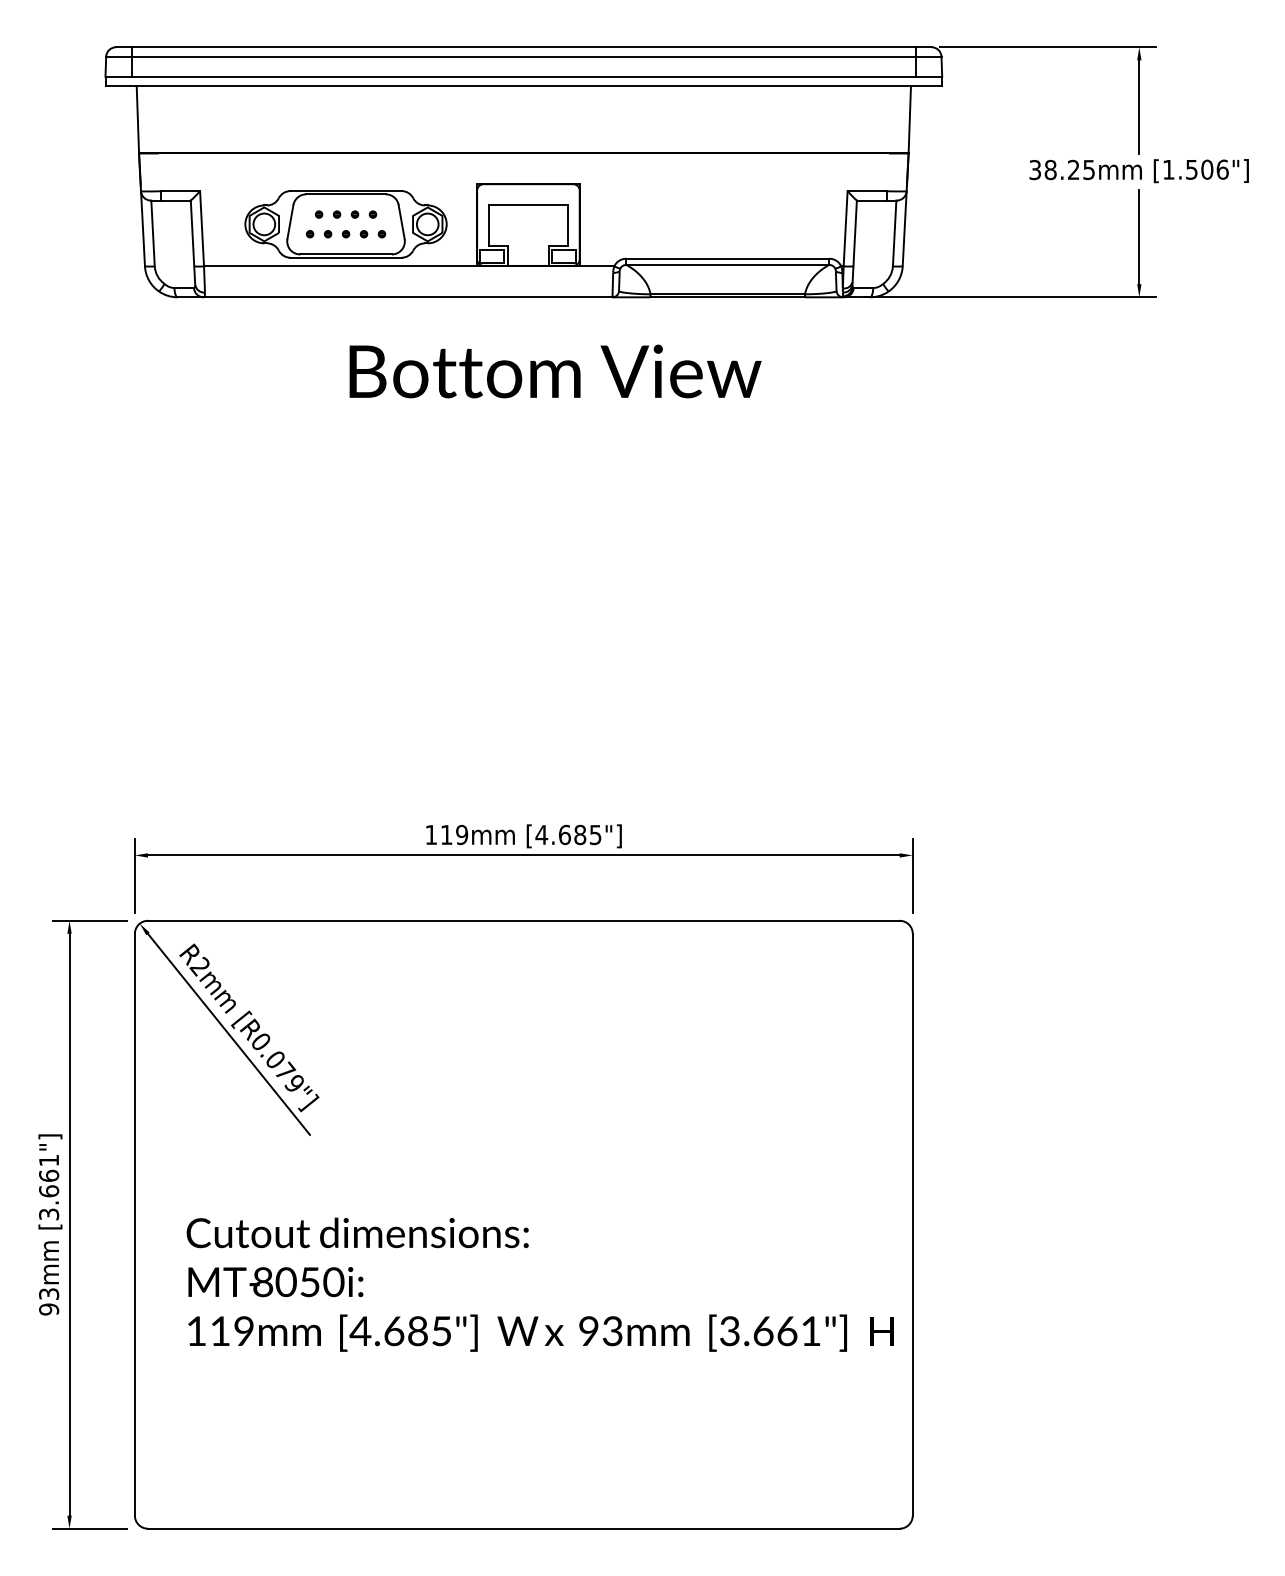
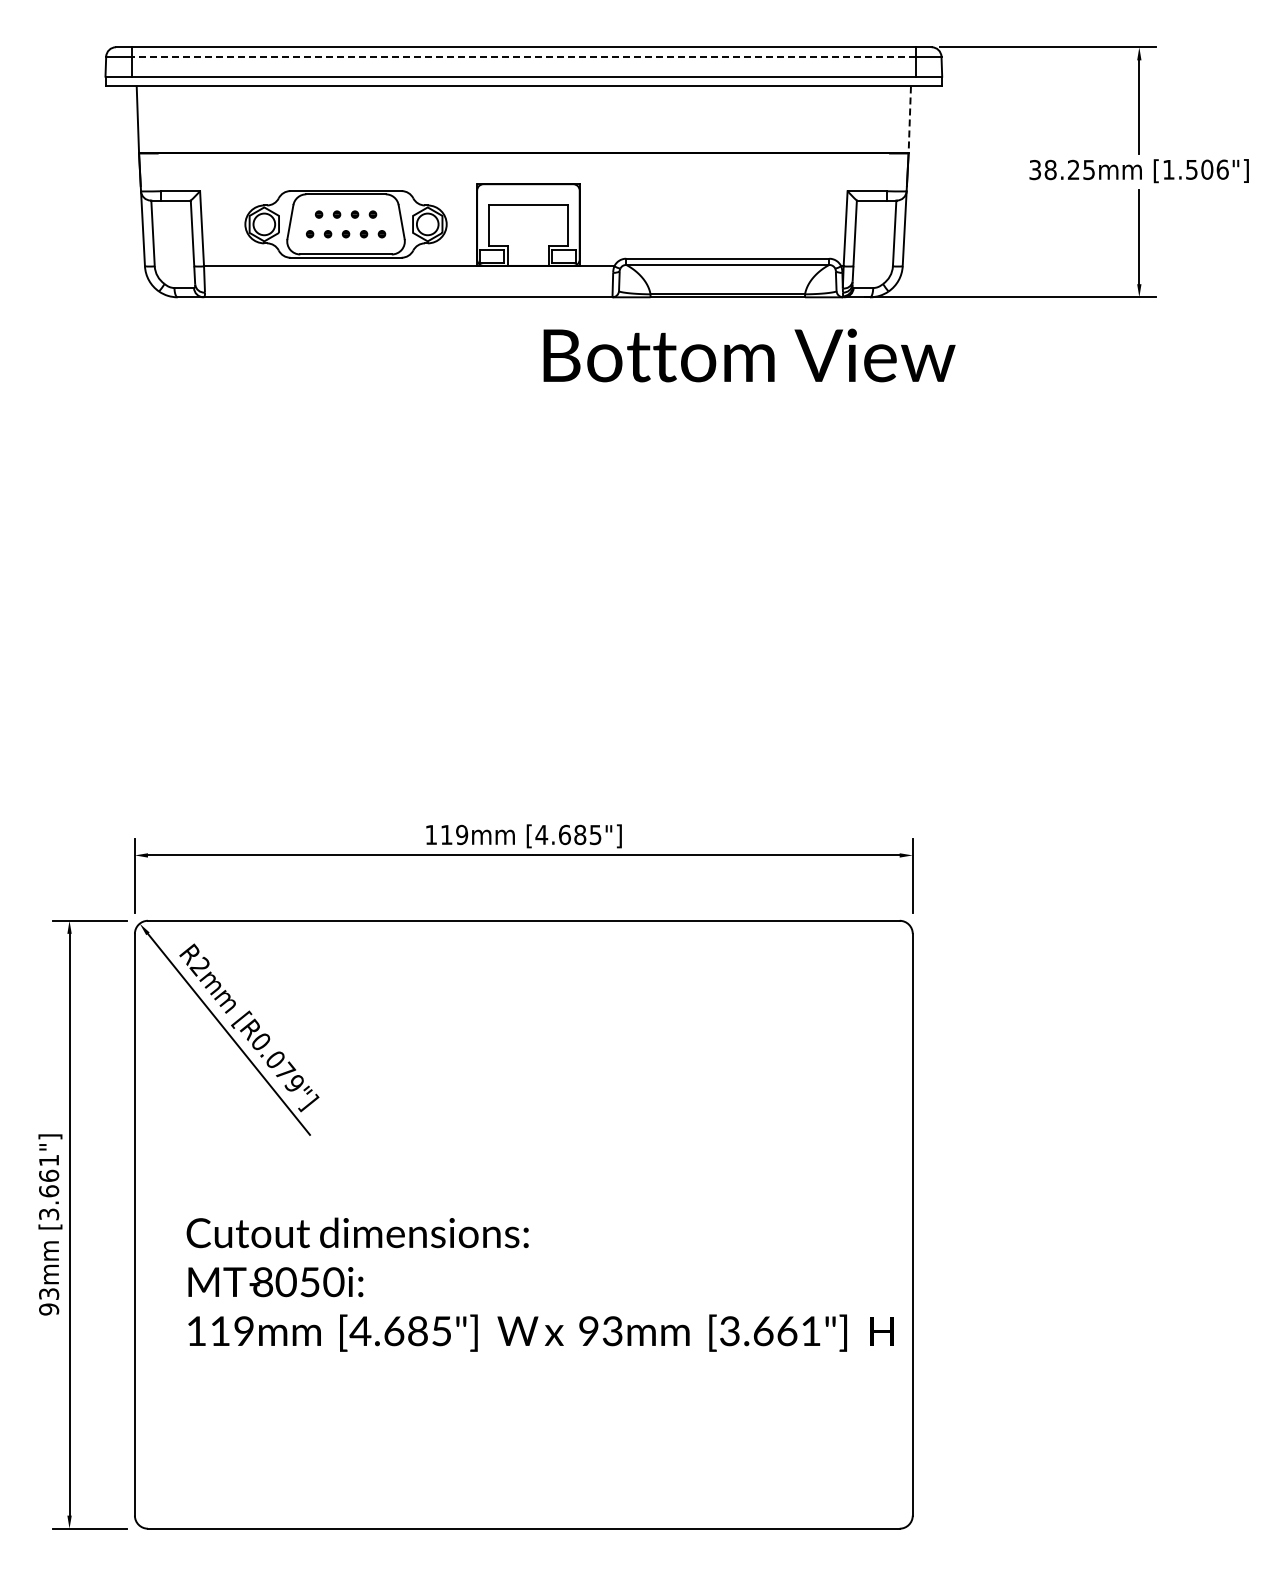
line: solid -> dashed (523, 56)
line: solid -> dashed (909, 120)
text position: (555, 371) -> (749, 355) (749, 355)
